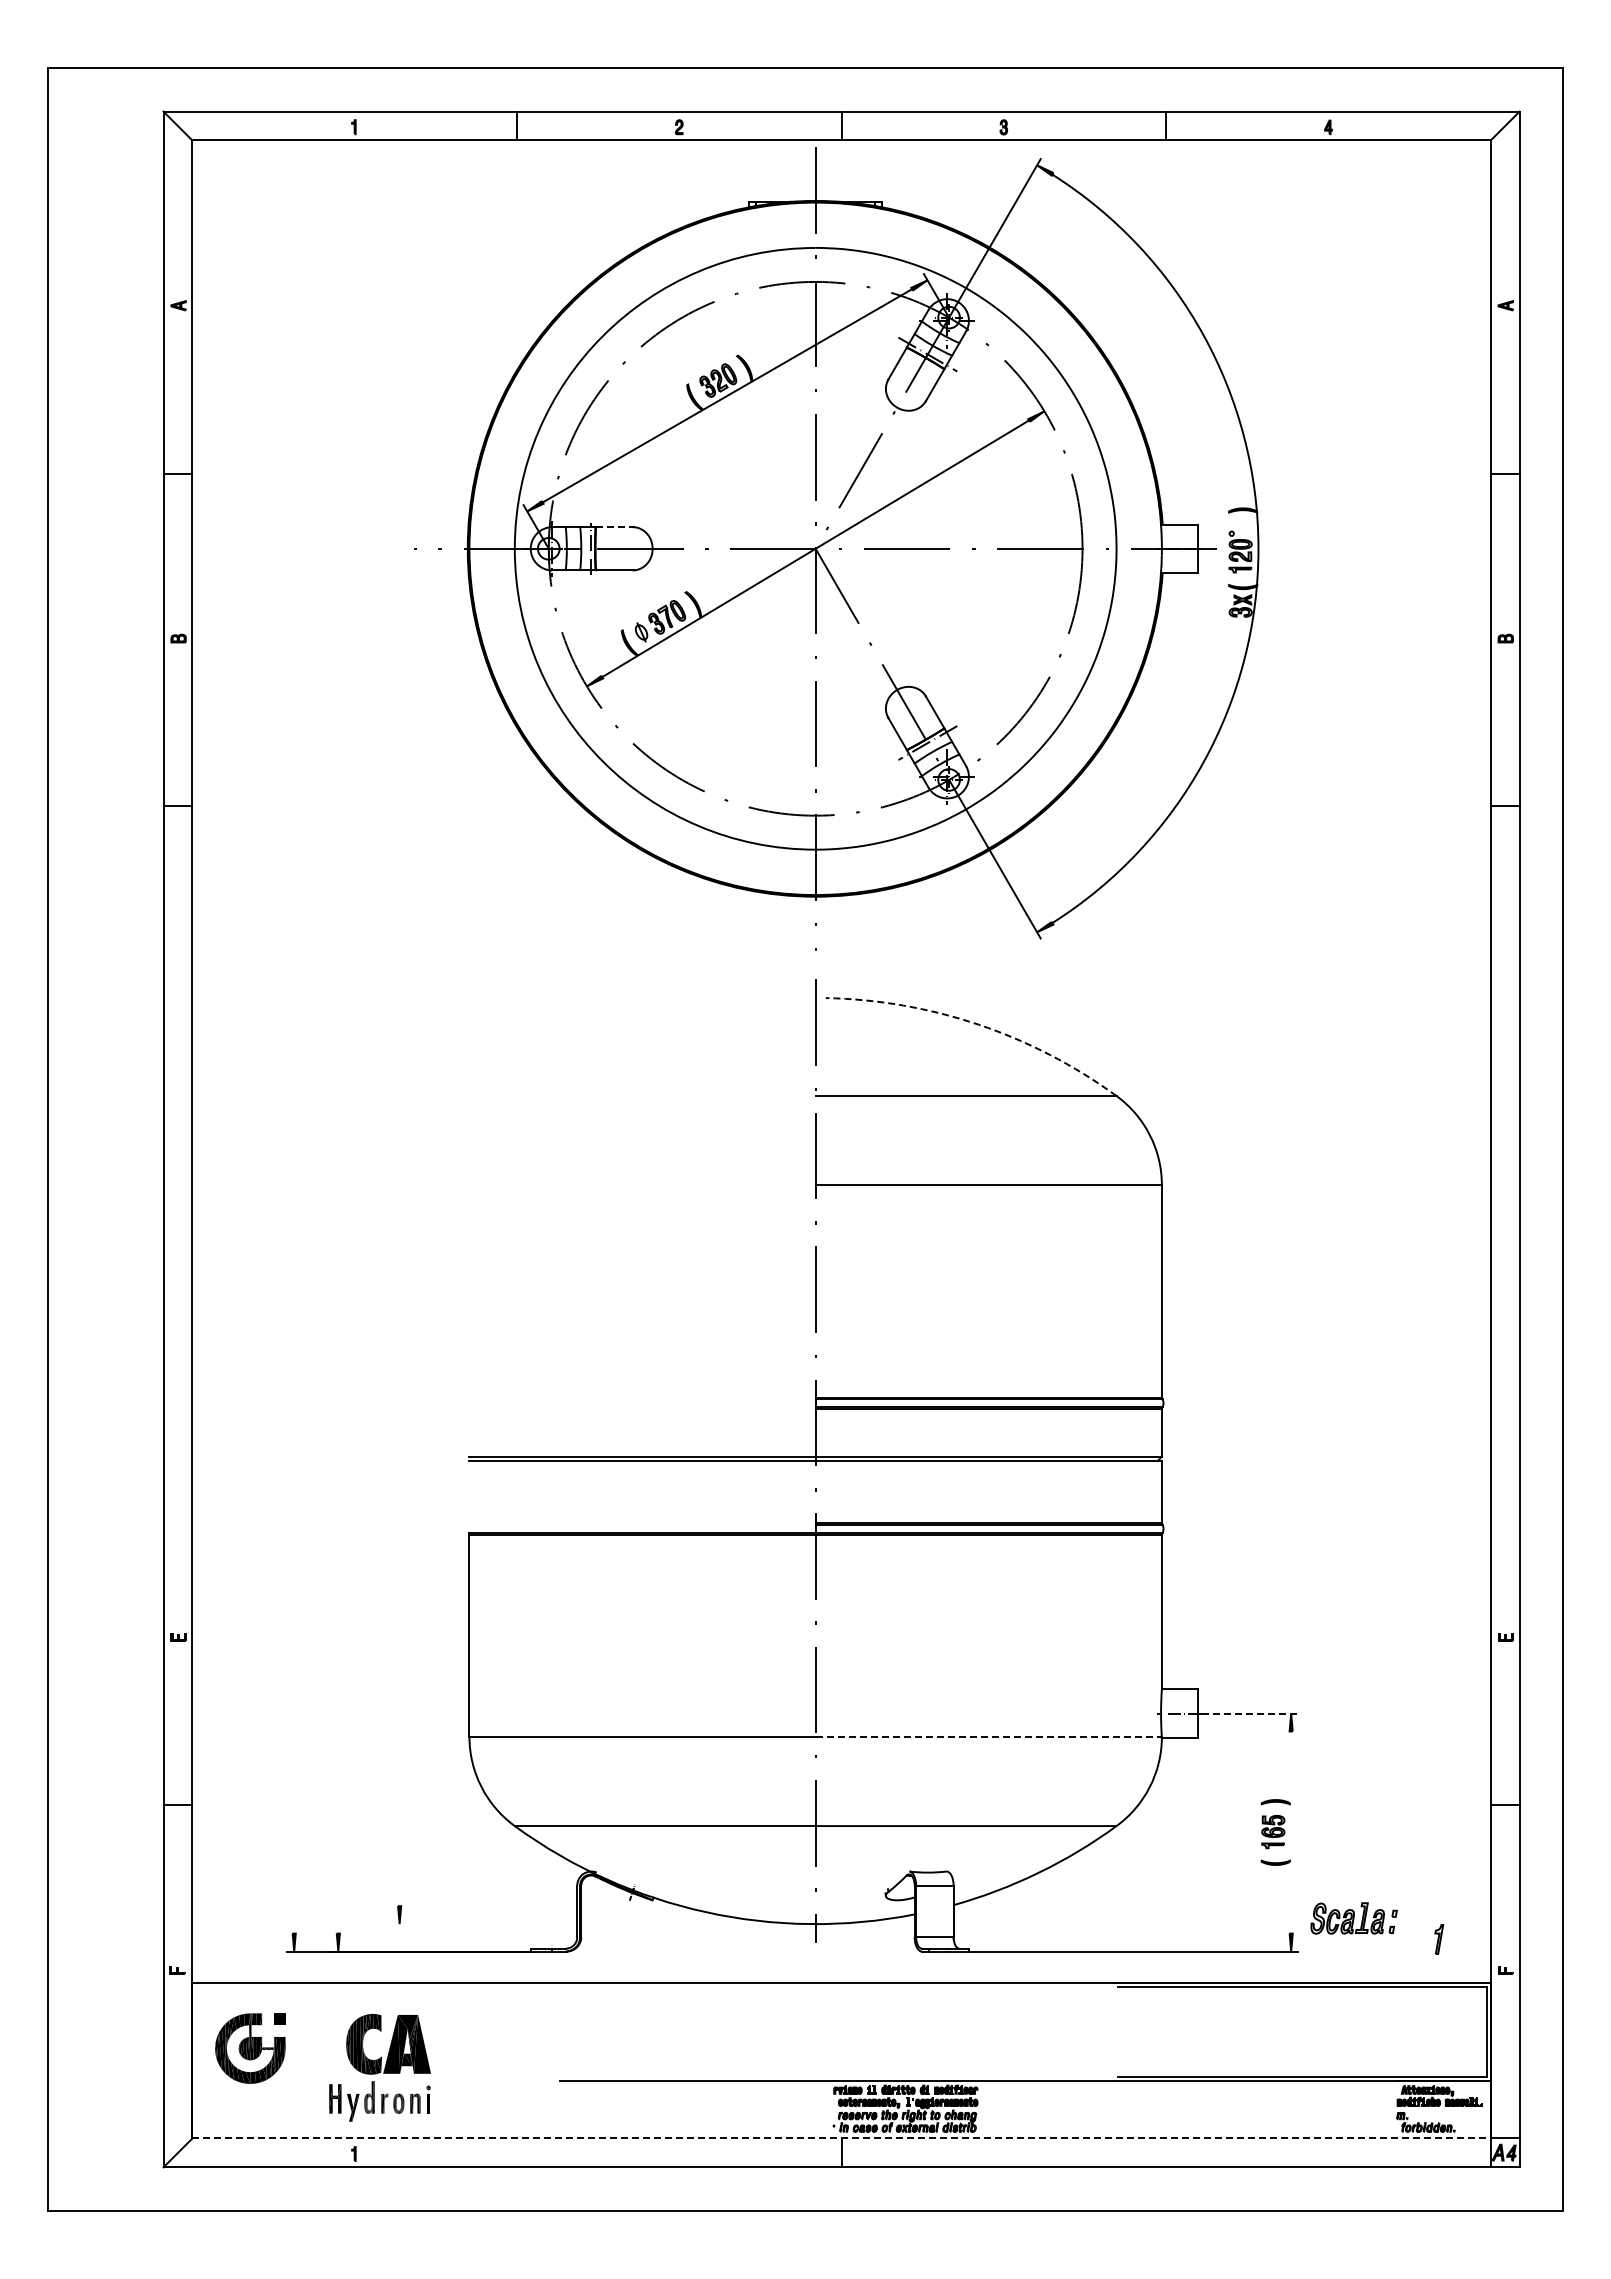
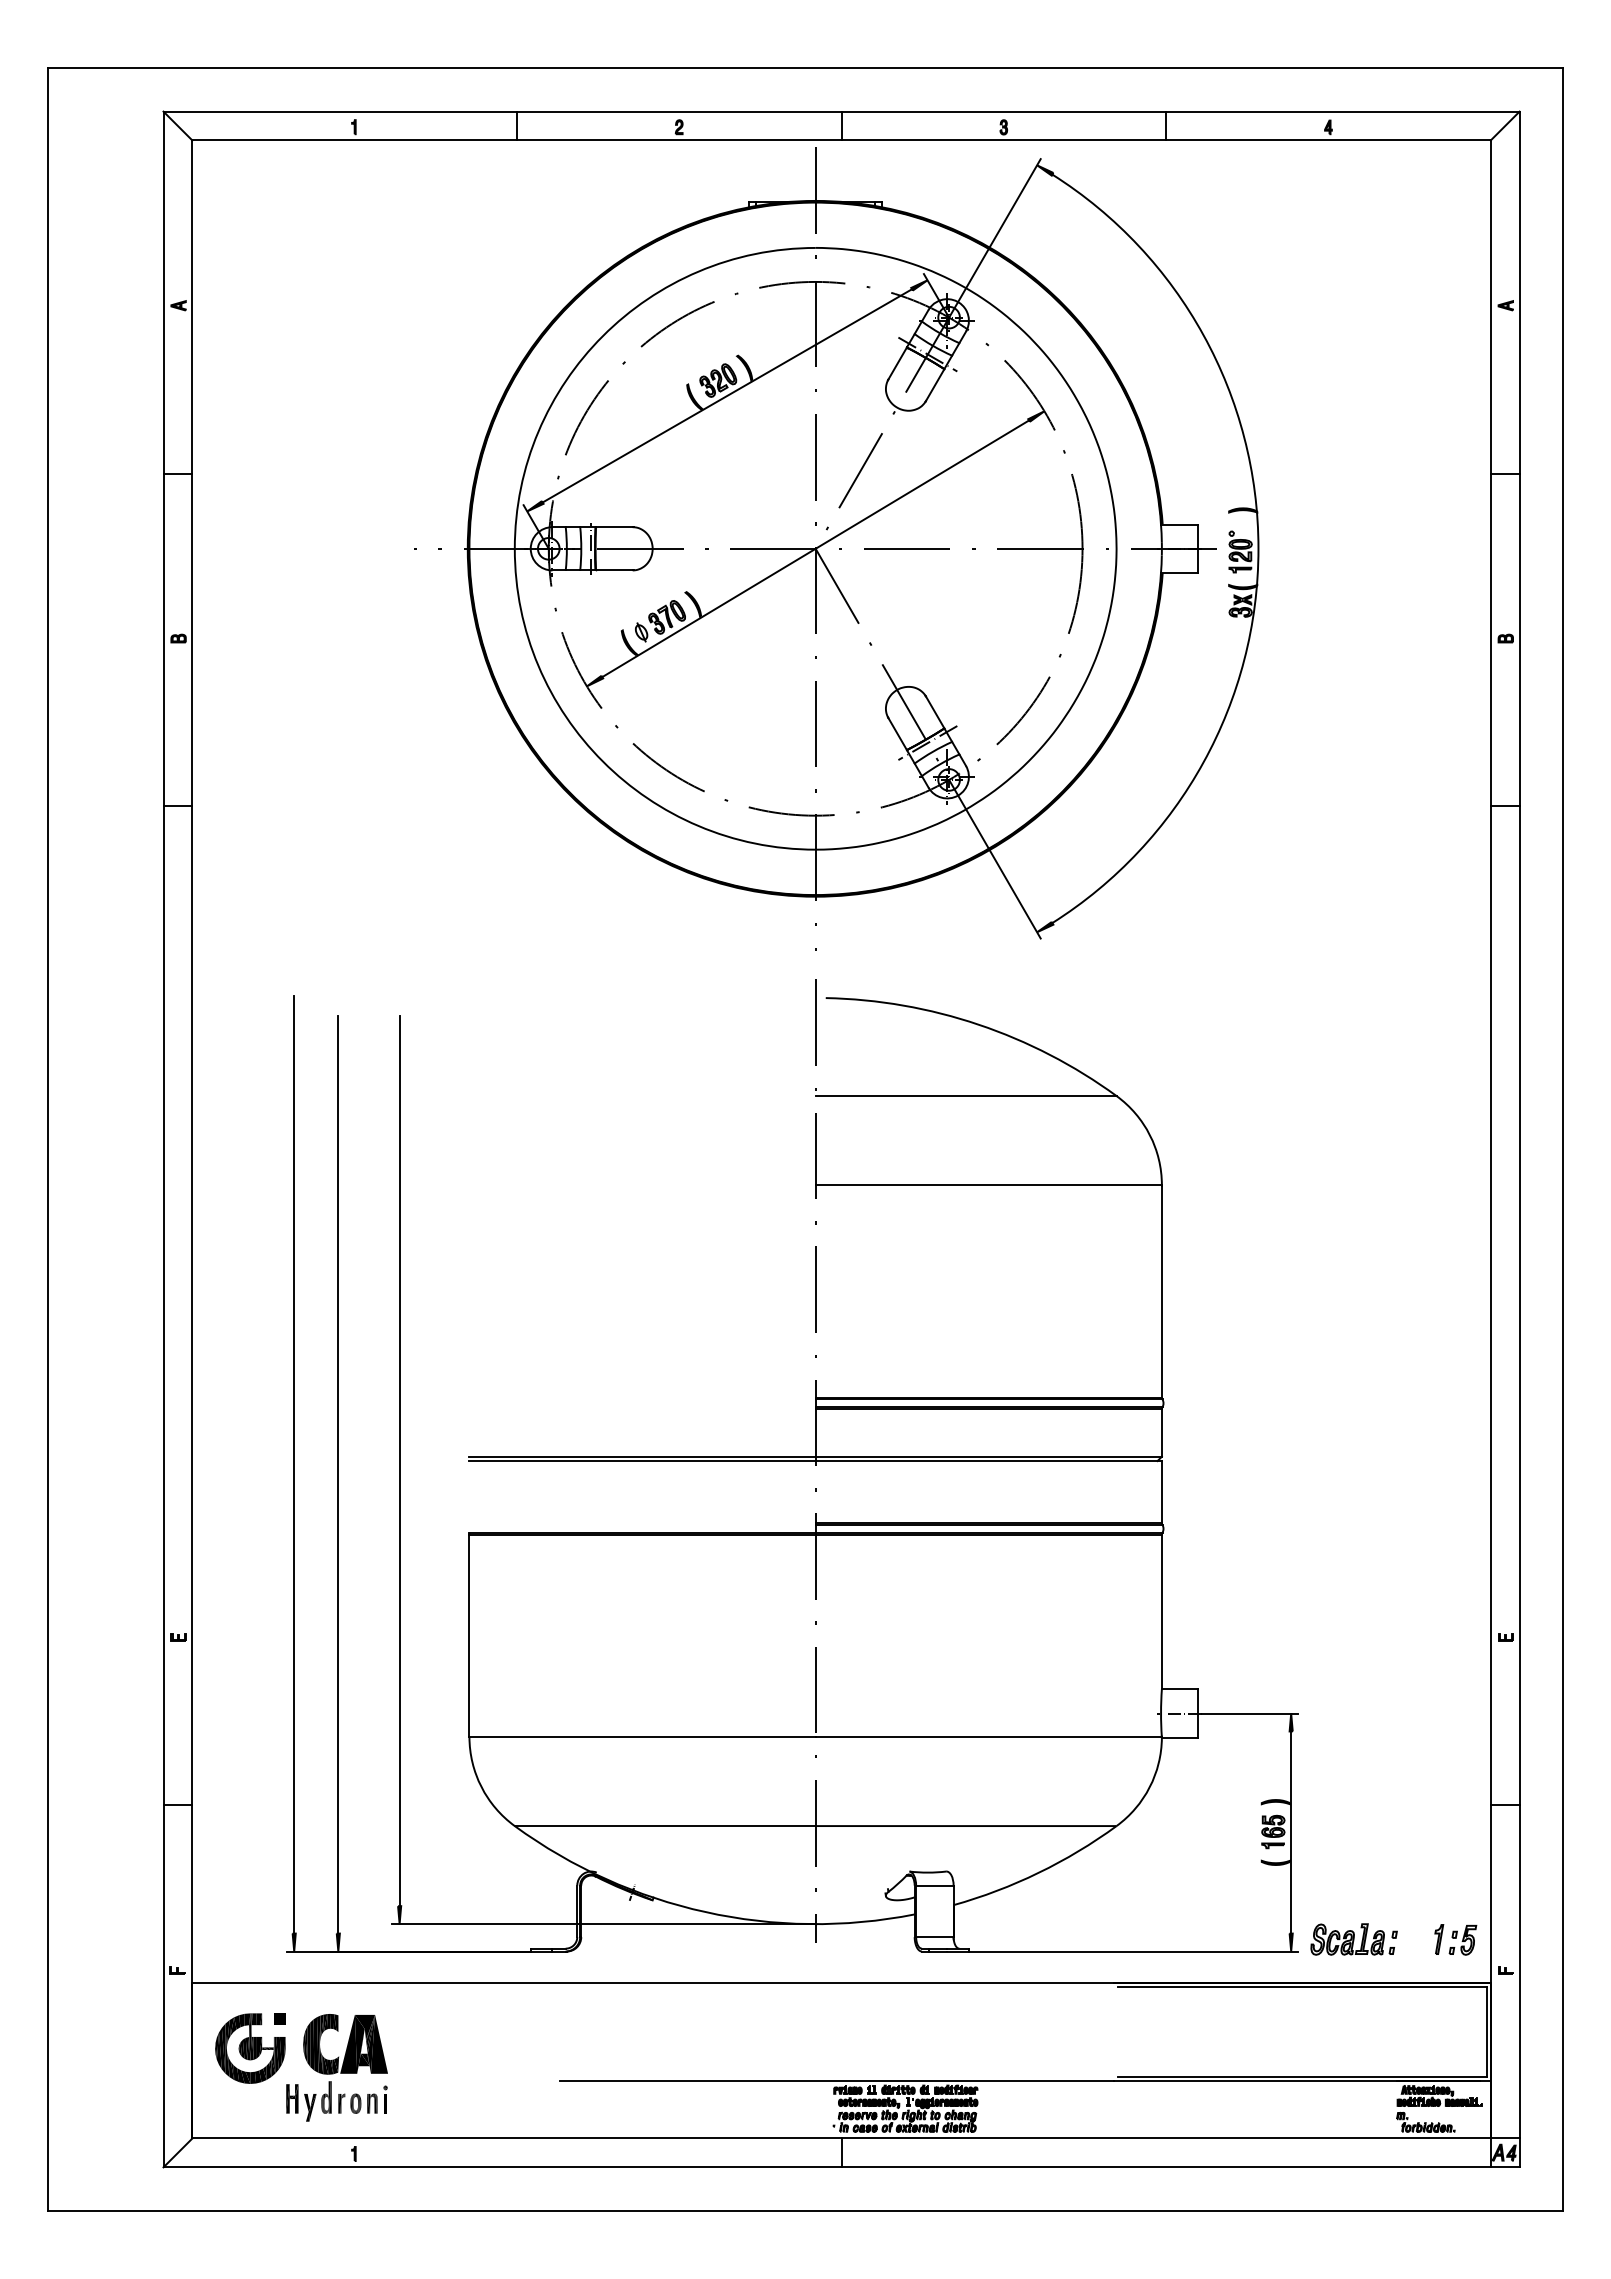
line: dashed -> solid (614, 527)
arc: dashed -> solid (978, 1024)
line: none -> present (399, 1461)
line: none -> present (294, 1464)
line: none -> present (338, 1474)
line: dashed -> solid (1250, 1713)
line: dashed -> solid (989, 1736)
line: none -> present (1291, 1832)
part position: (1353, 1918) -> (1353, 1939) (1353, 1939)
line: none -> present (603, 1924)
part: none -> present (1462, 1939)
part position: (379, 2067) -> (336, 2067) (336, 2067)
line: dashed -> solid (842, 2138)
